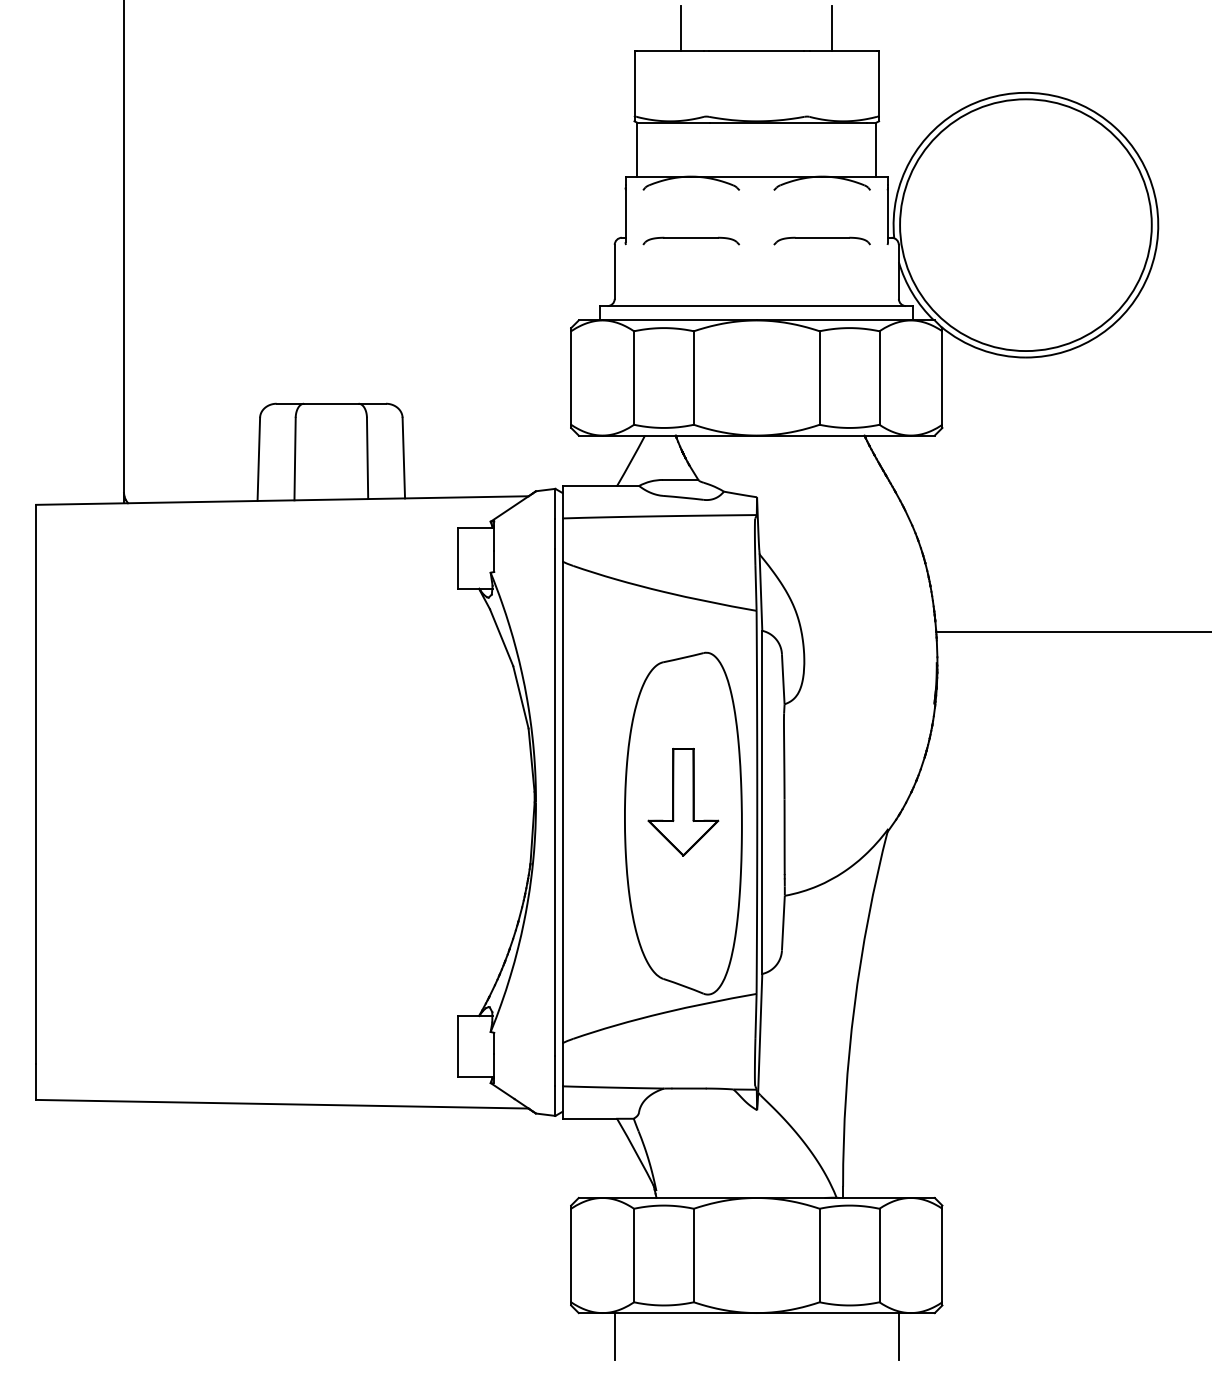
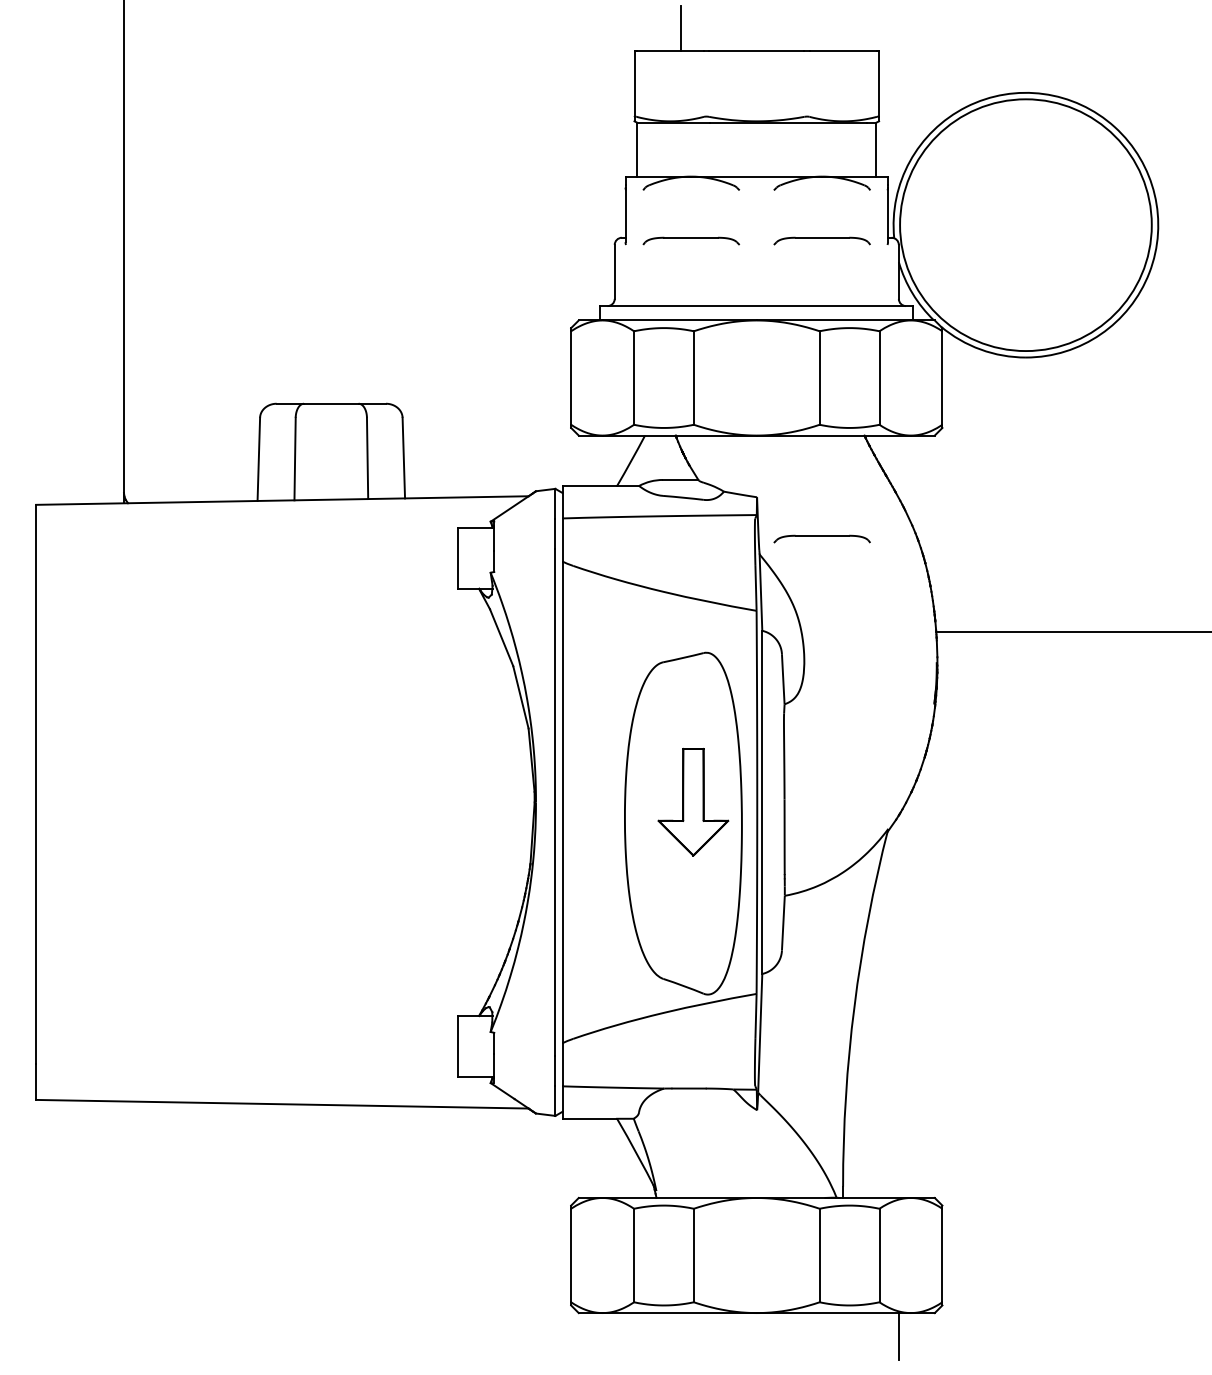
line: present -> none (832, 28)
part: none -> present (821, 538)
part position: (683, 802) -> (693, 802) (693, 802)
line: present -> none (614, 1336)
